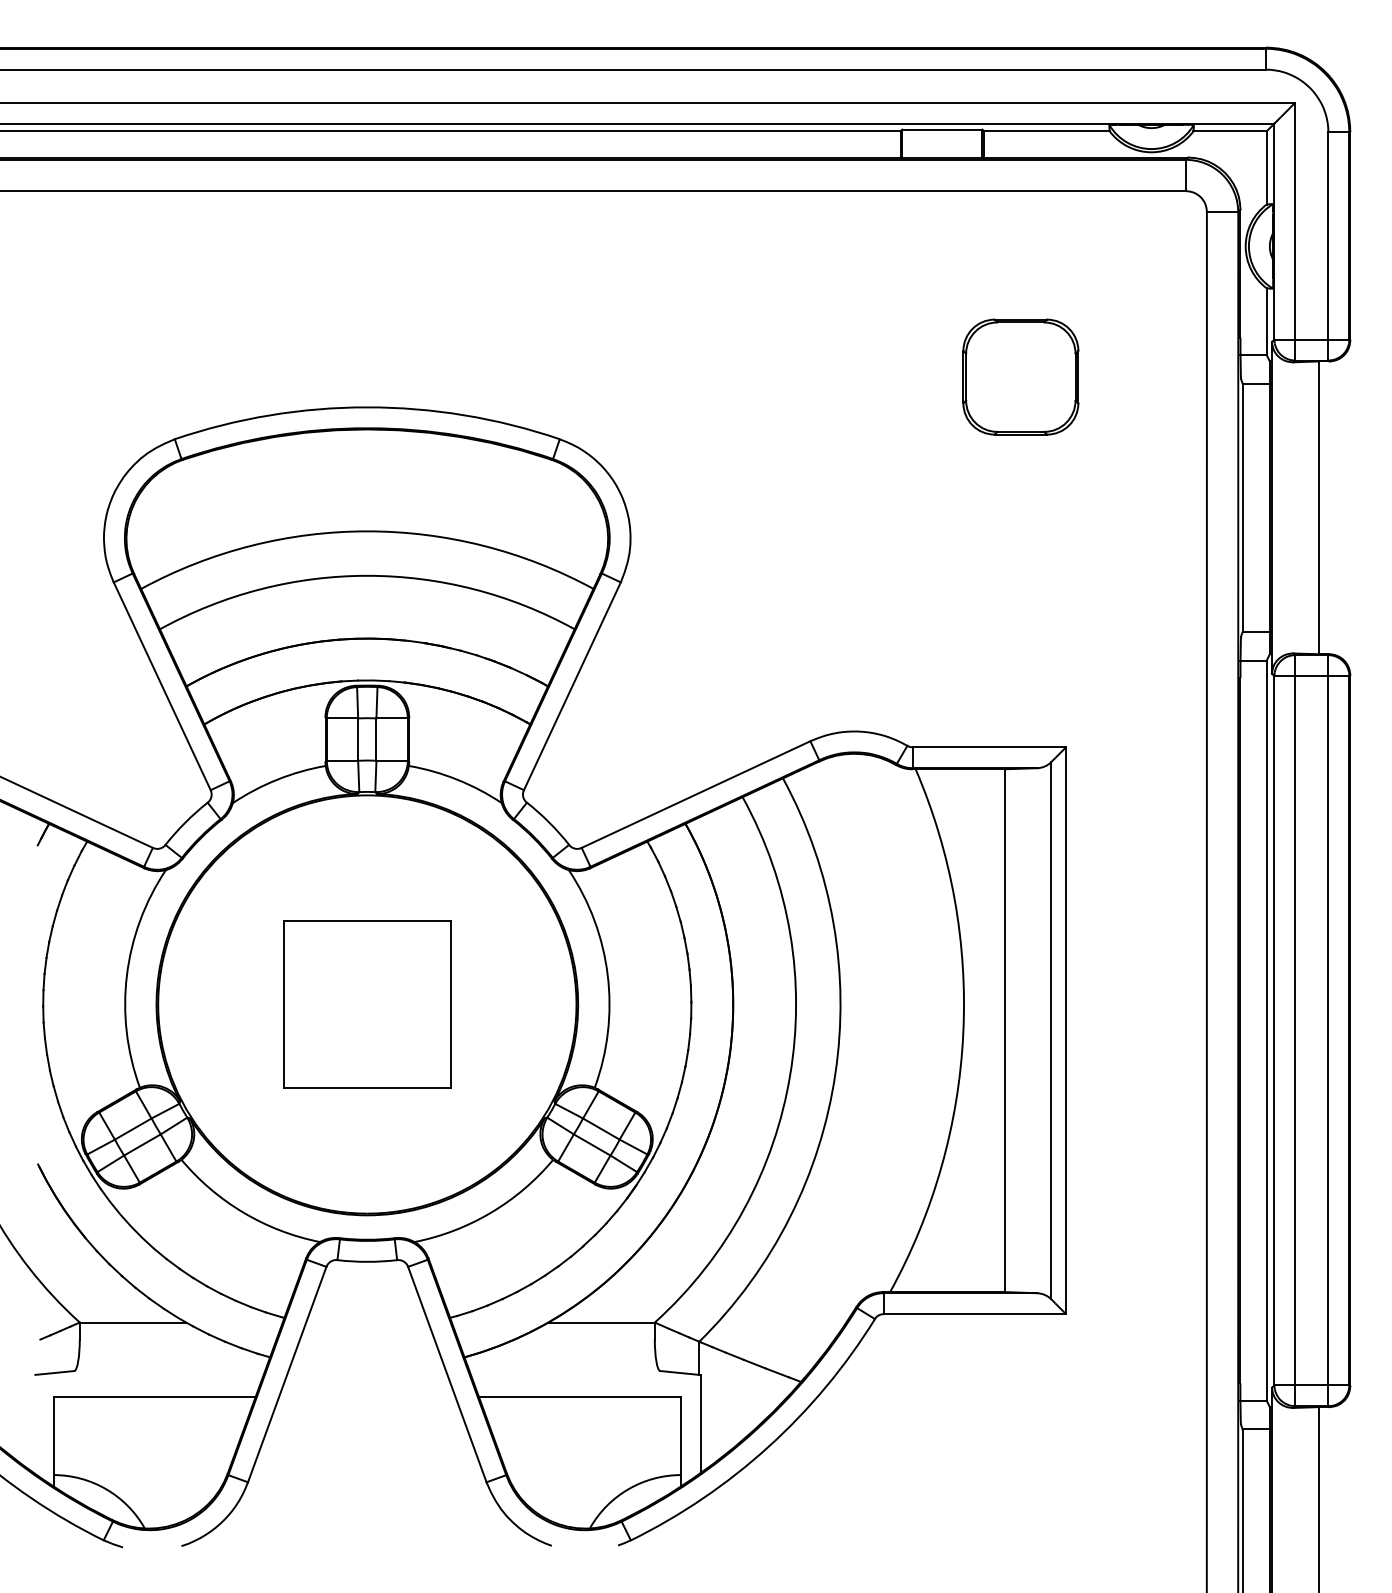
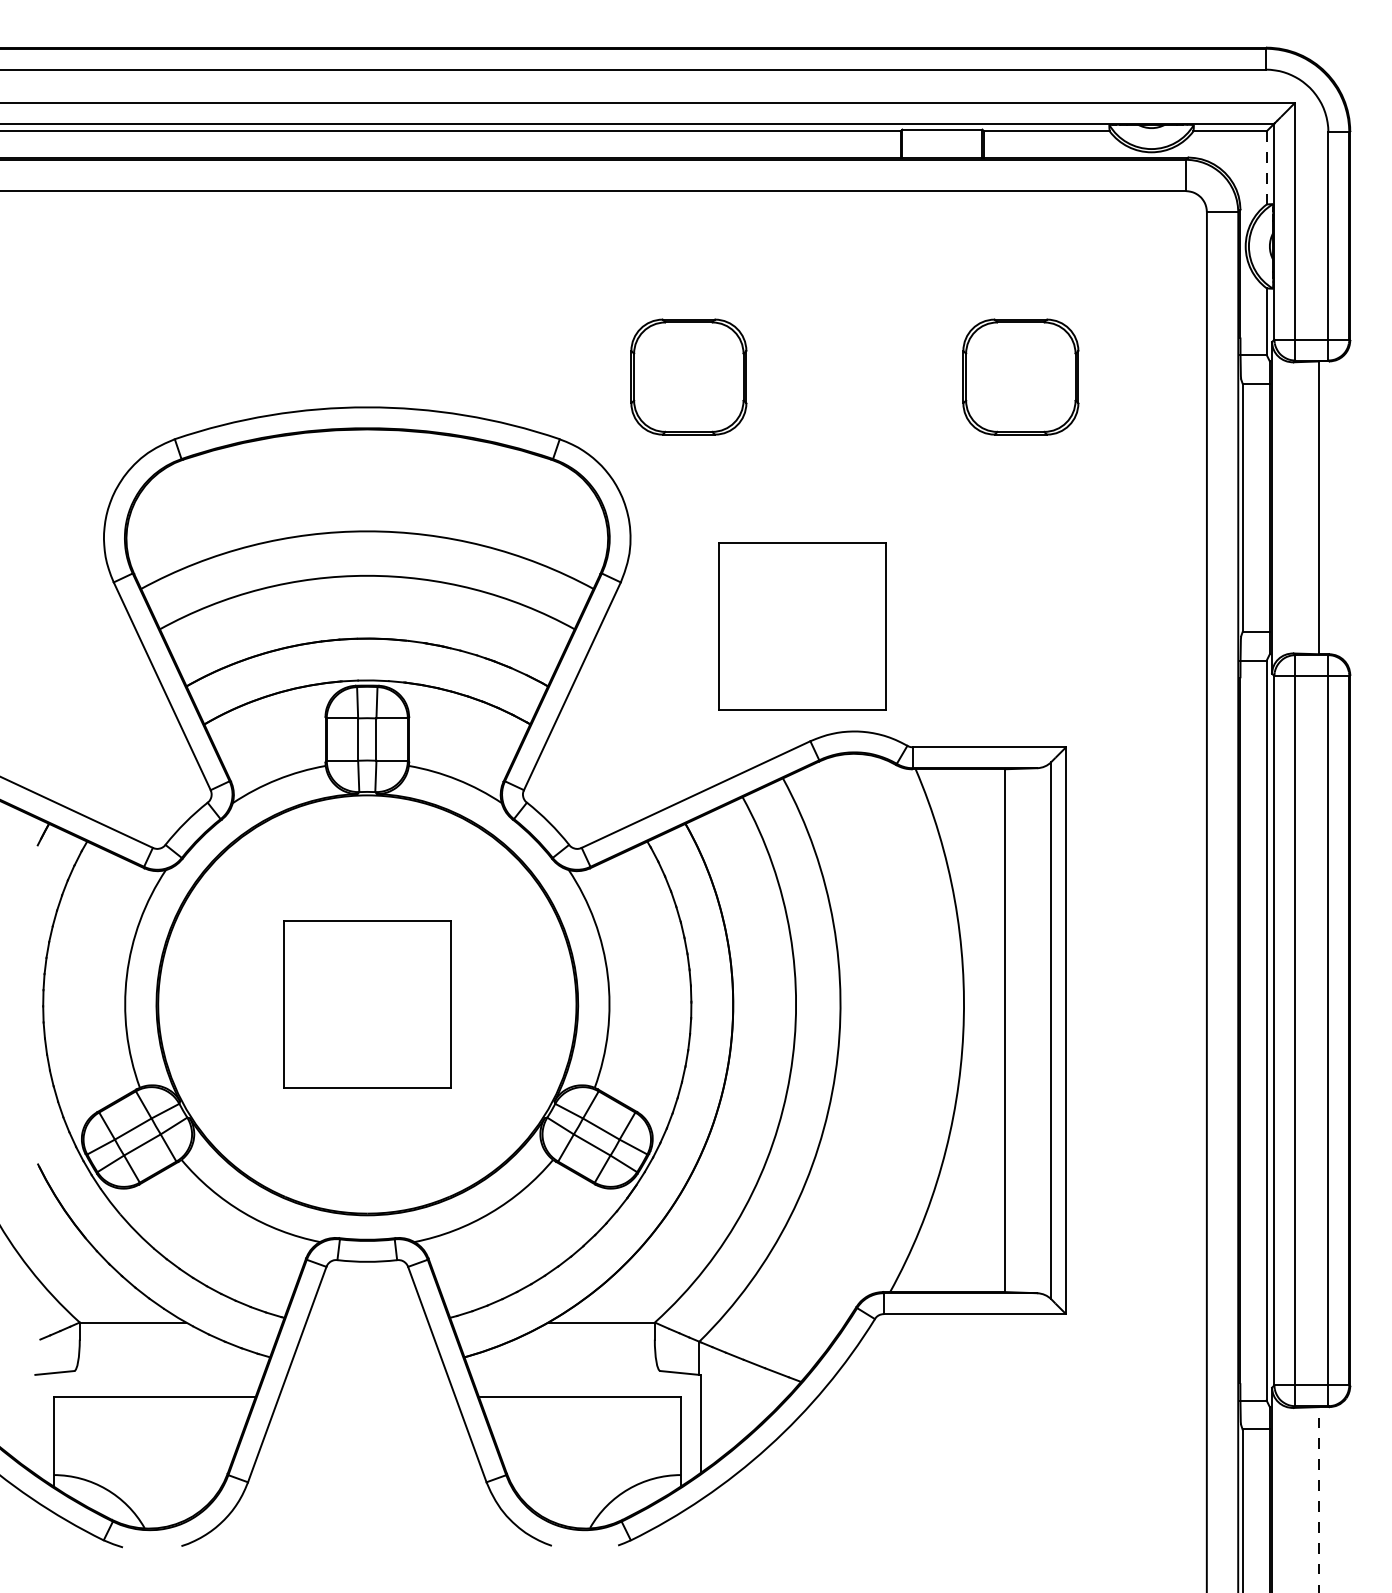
line: solid -> dashed (1266, 168)
part: none -> present (688, 376)
part: none -> present (802, 626)
line: solid -> dashed (1318, 1500)
